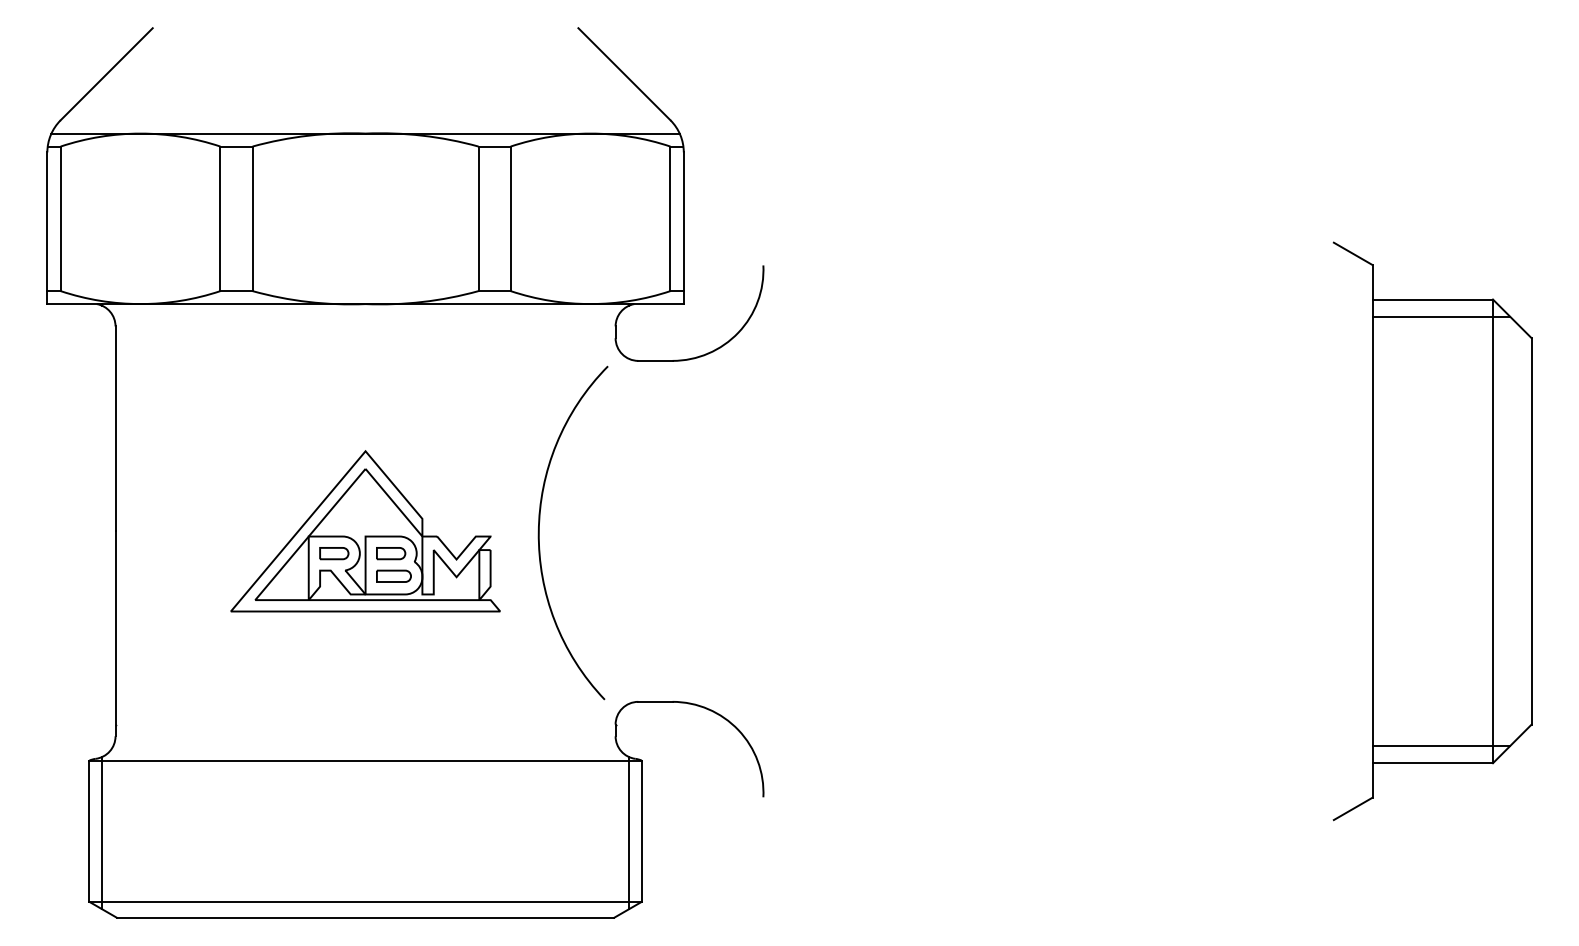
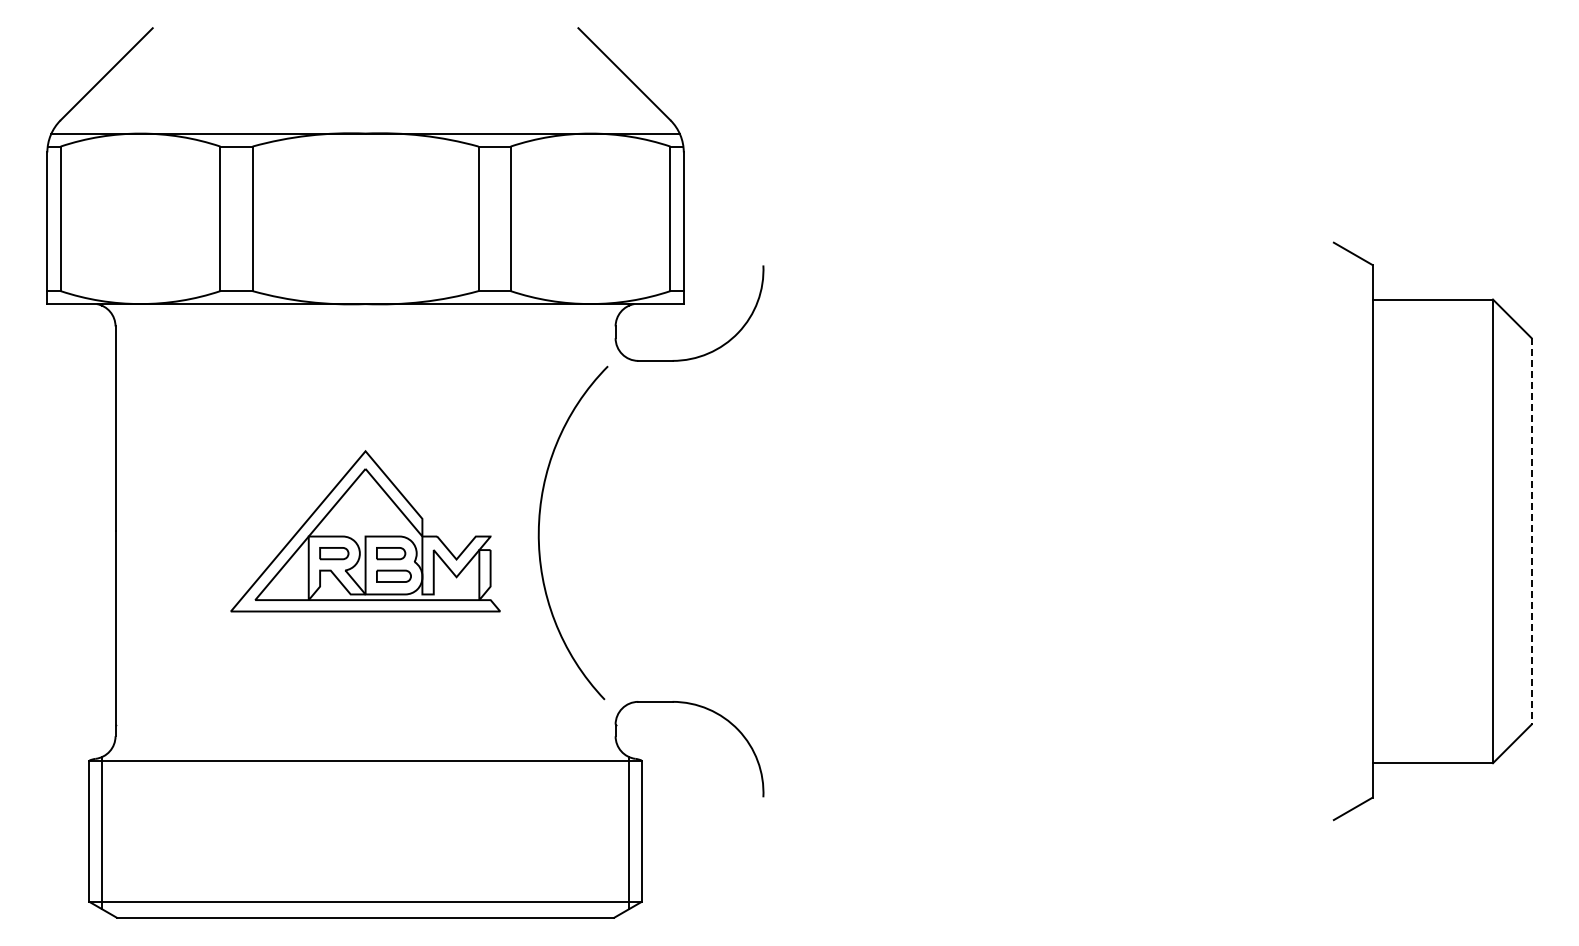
line: present -> none (1441, 316)
line: solid -> dashed (1531, 531)
line: present -> none (1441, 746)
